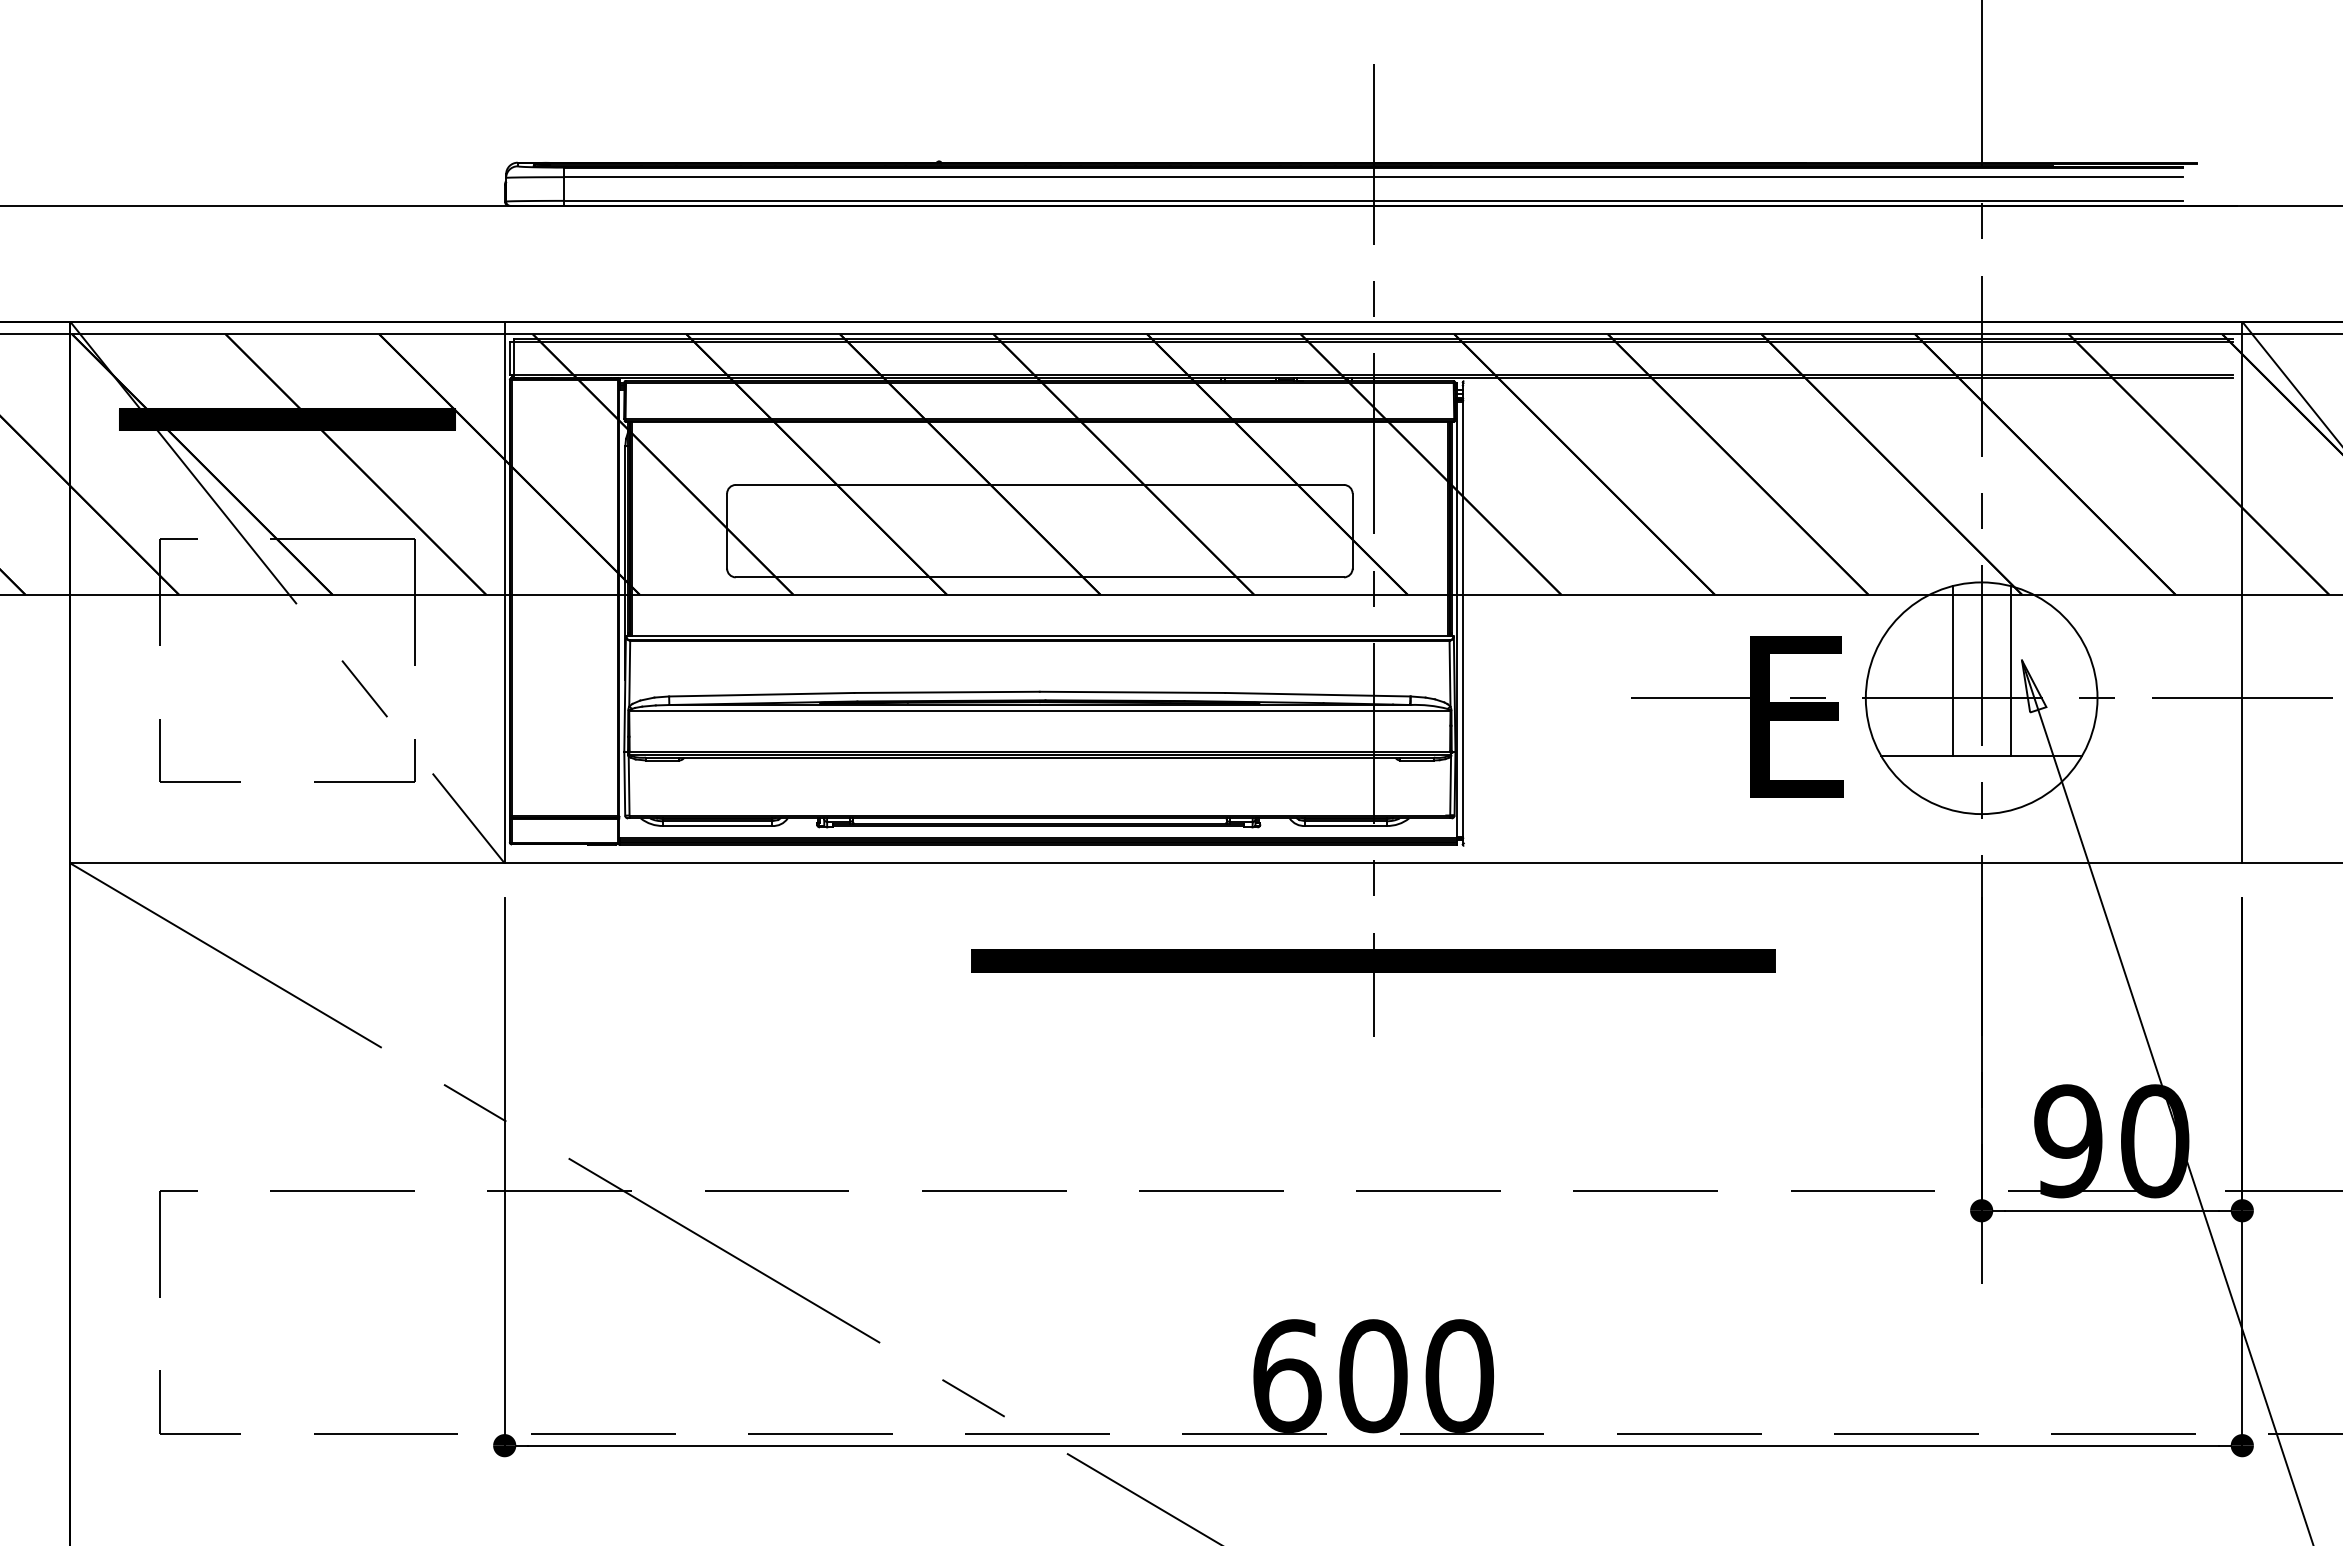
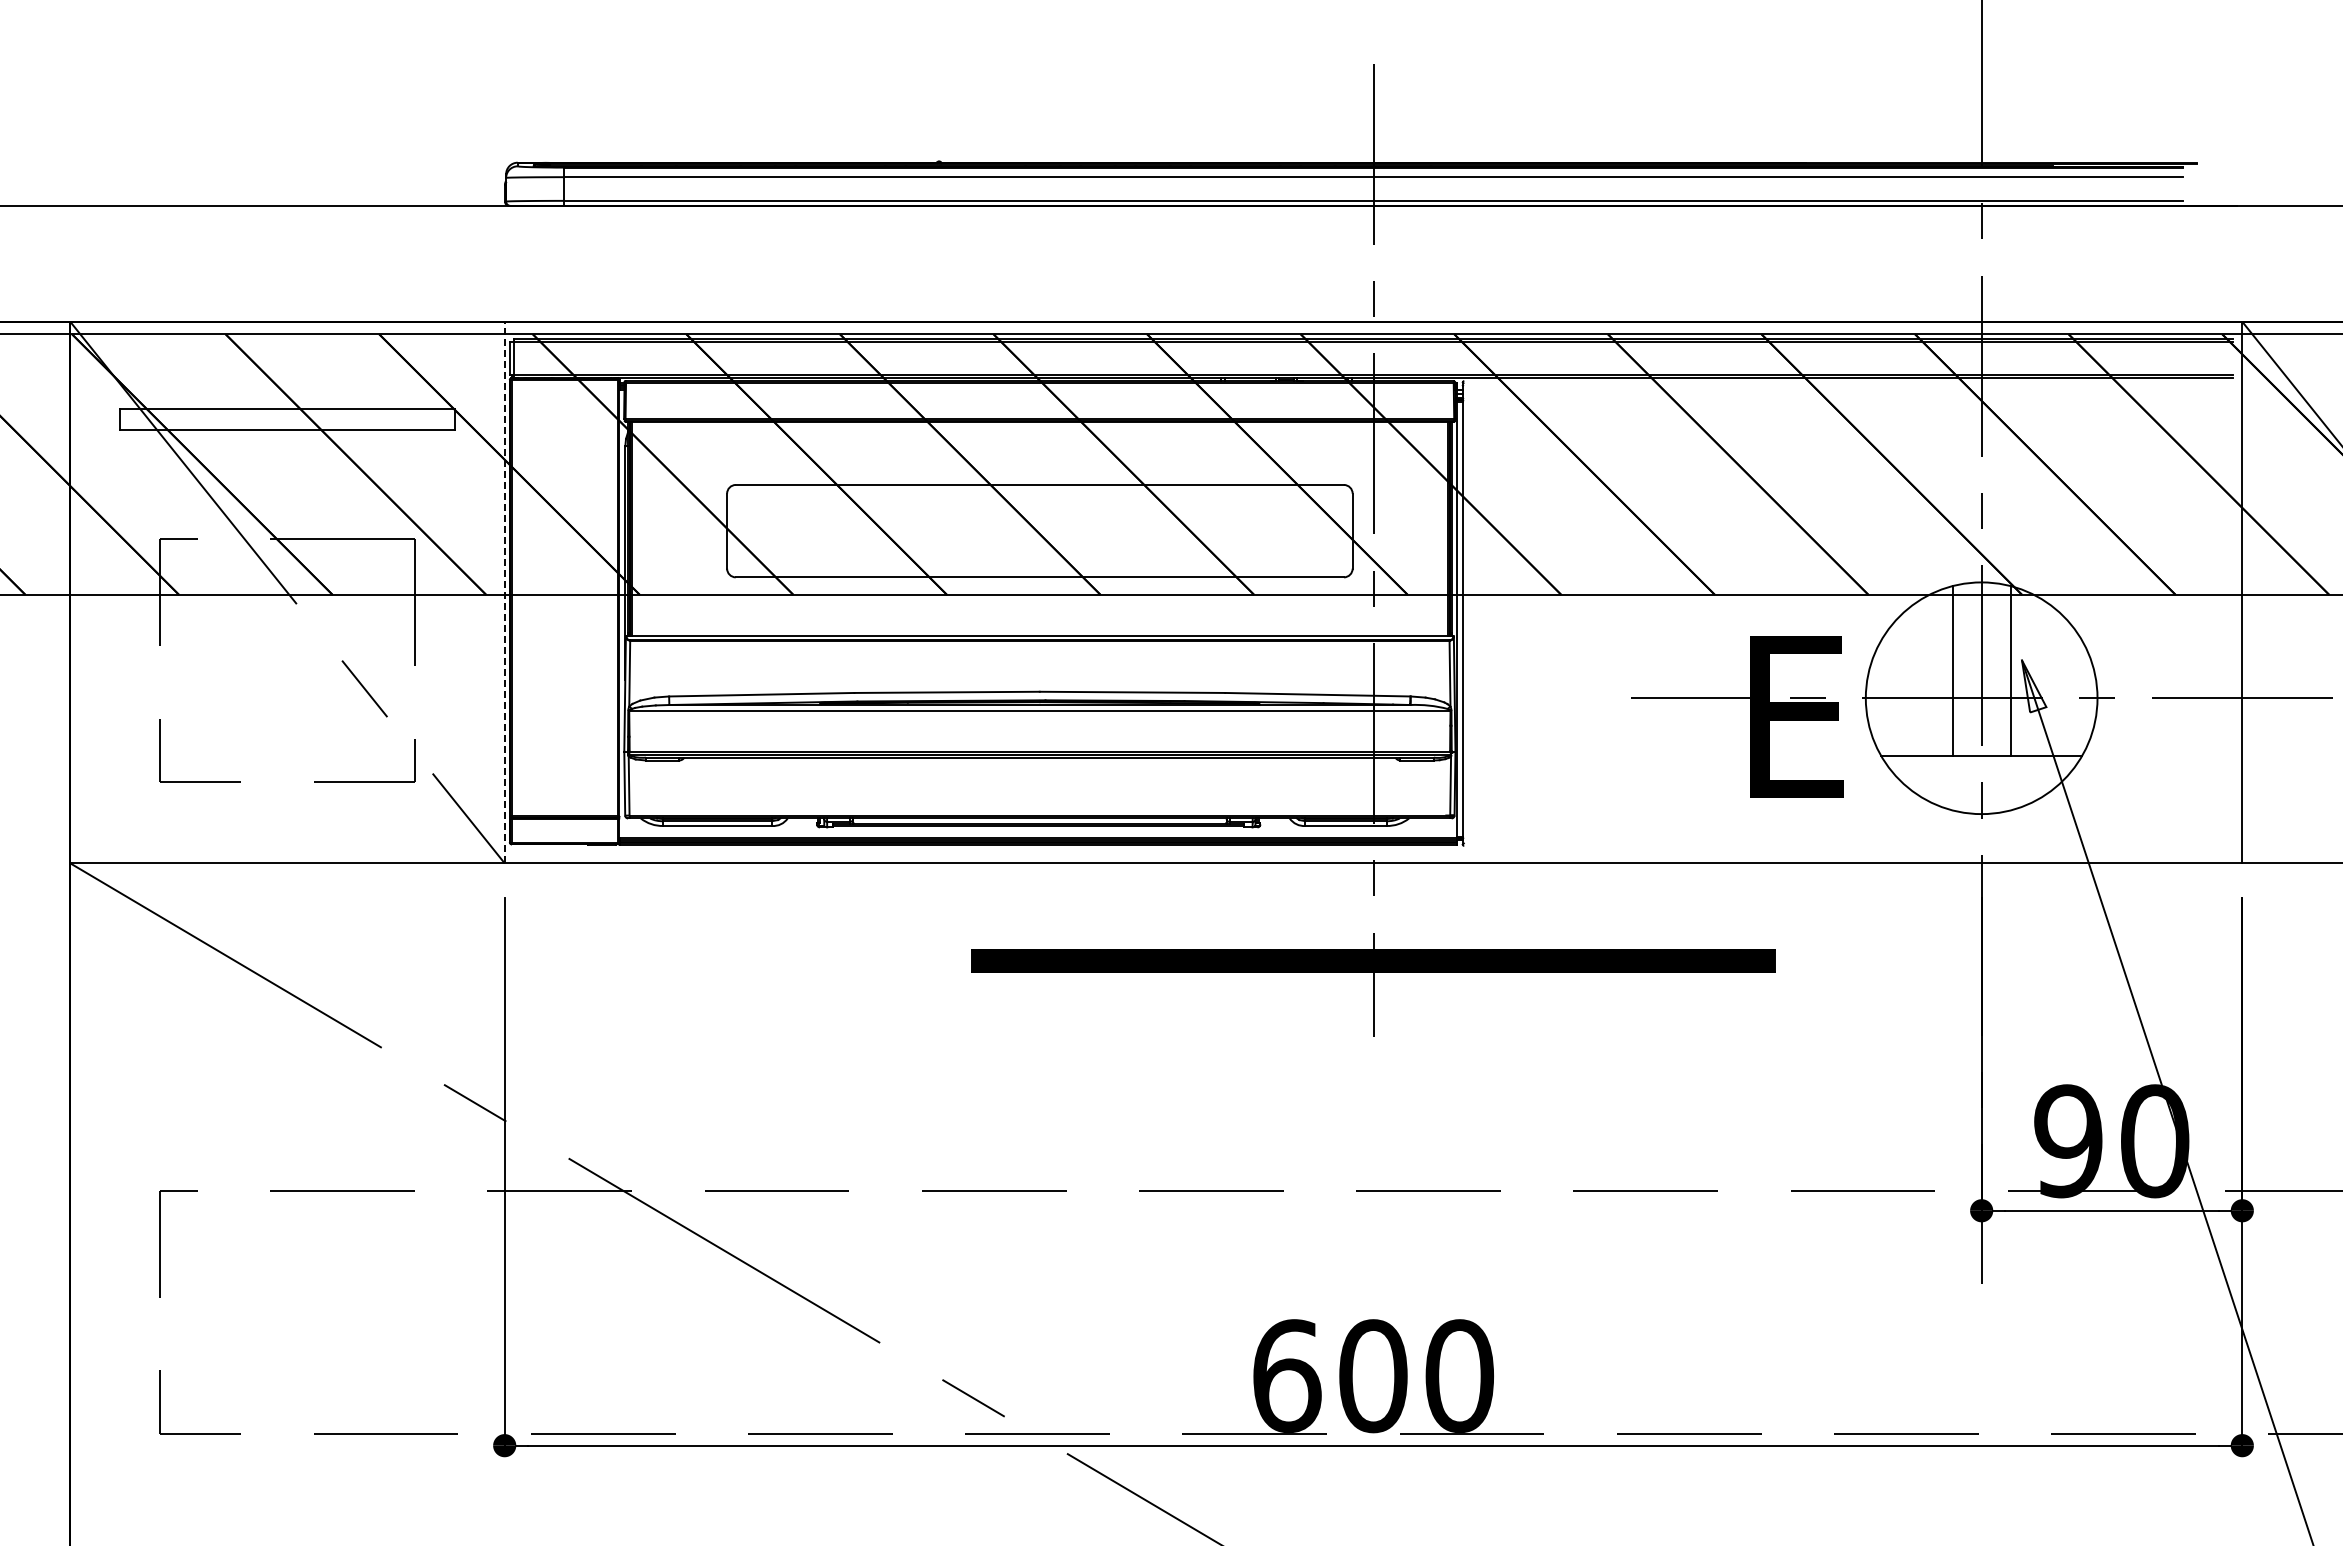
hatch: present -> none (287, 419)
line: solid -> dashed (504, 592)
